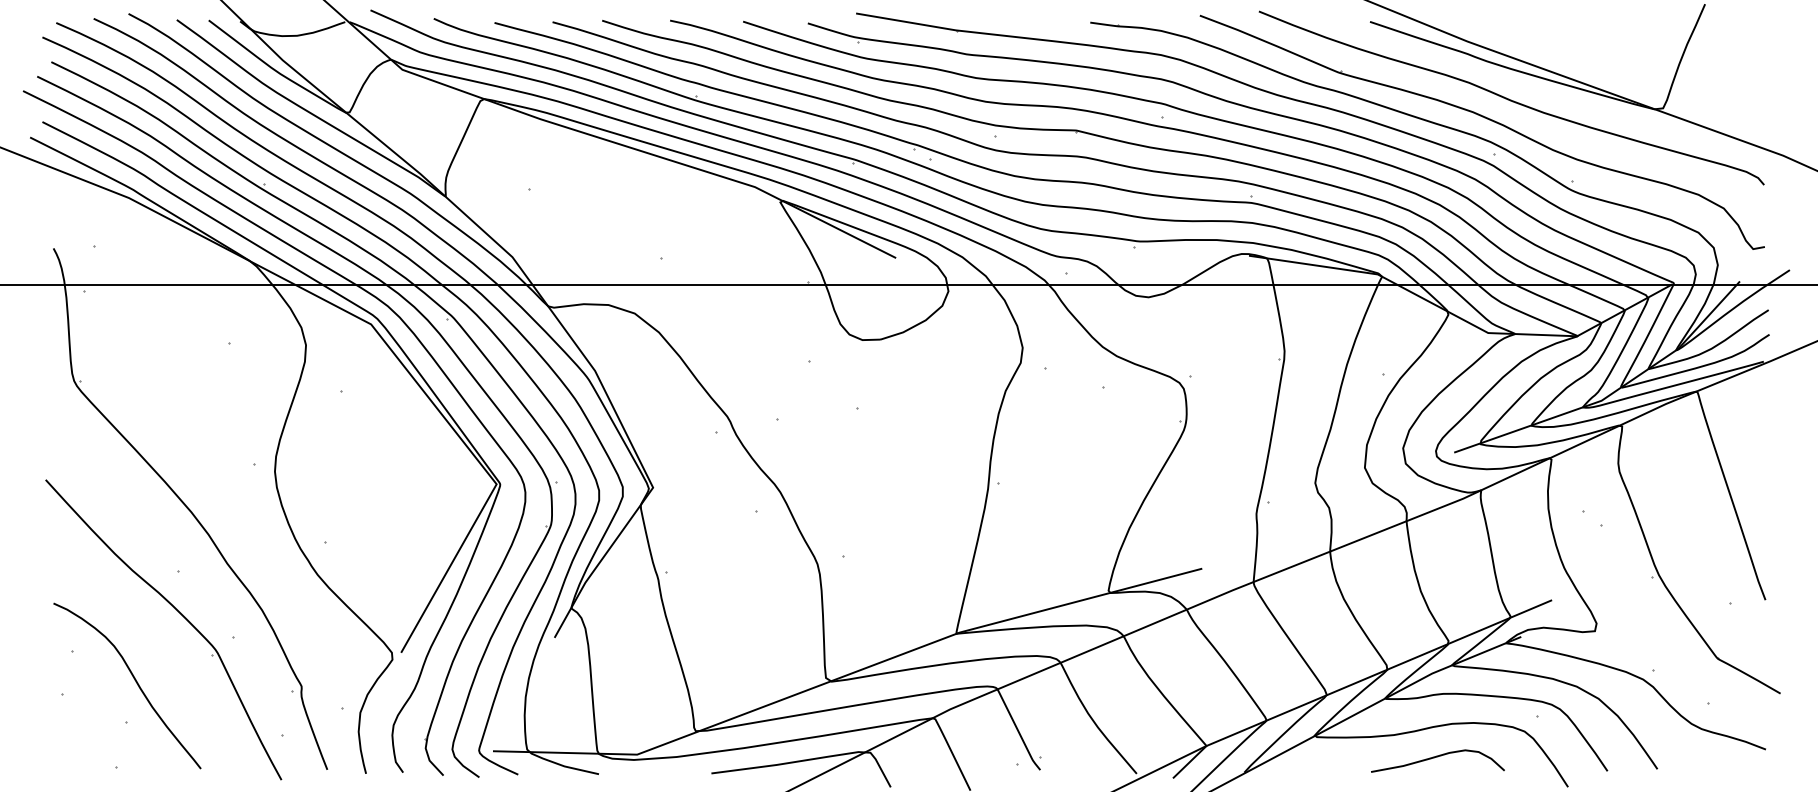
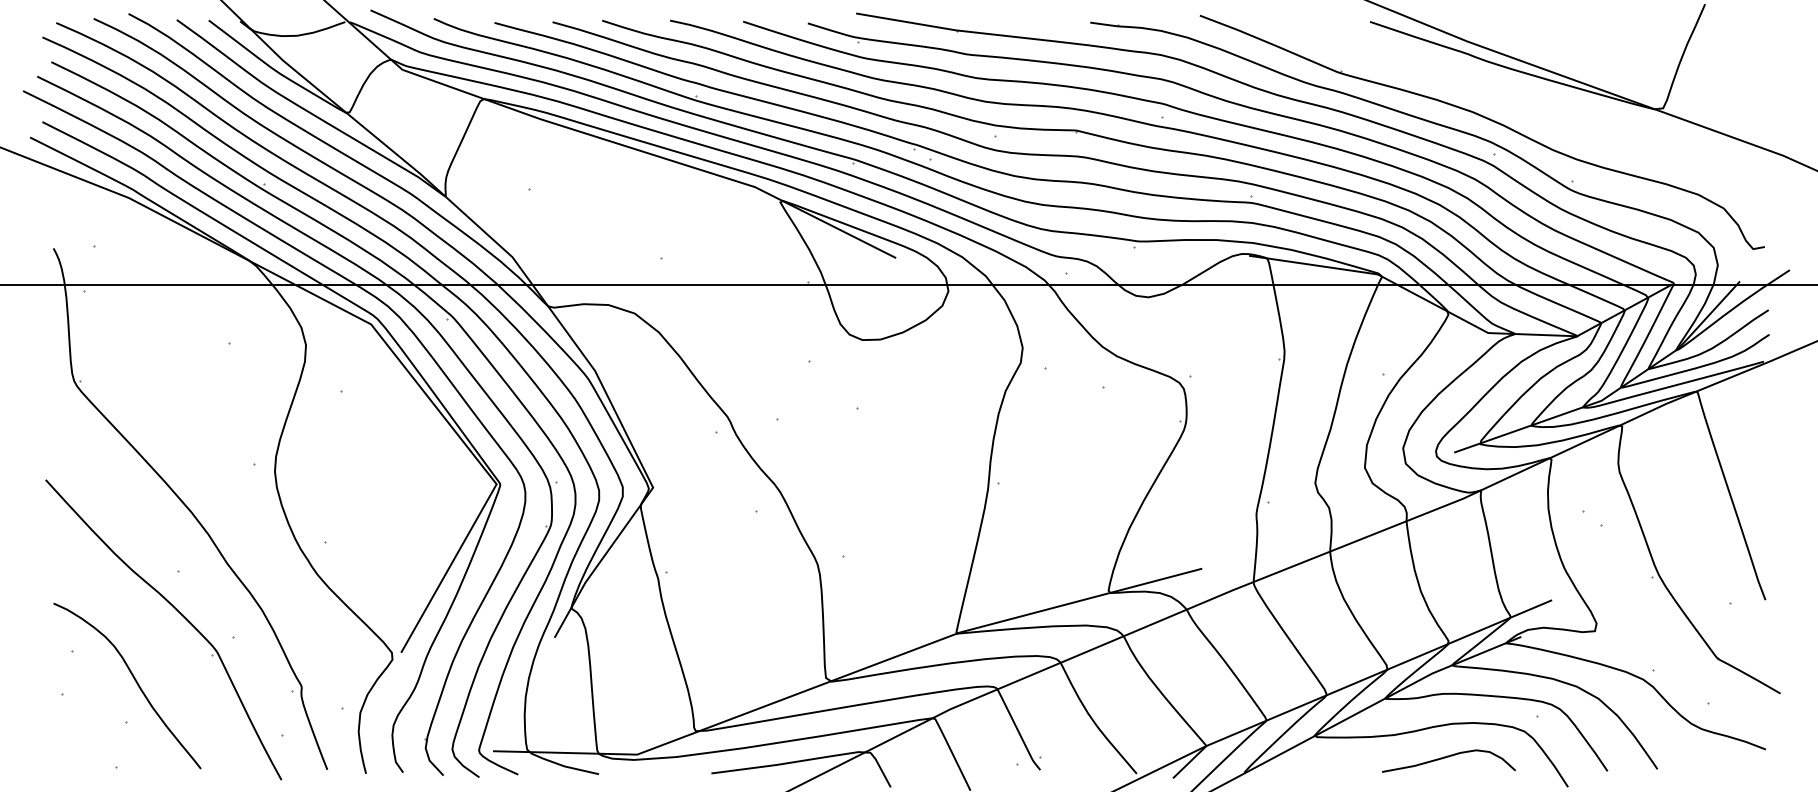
curve: present -> none (1511, 99)
curve position: (1437, 757) -> (1448, 757) (1448, 757)
